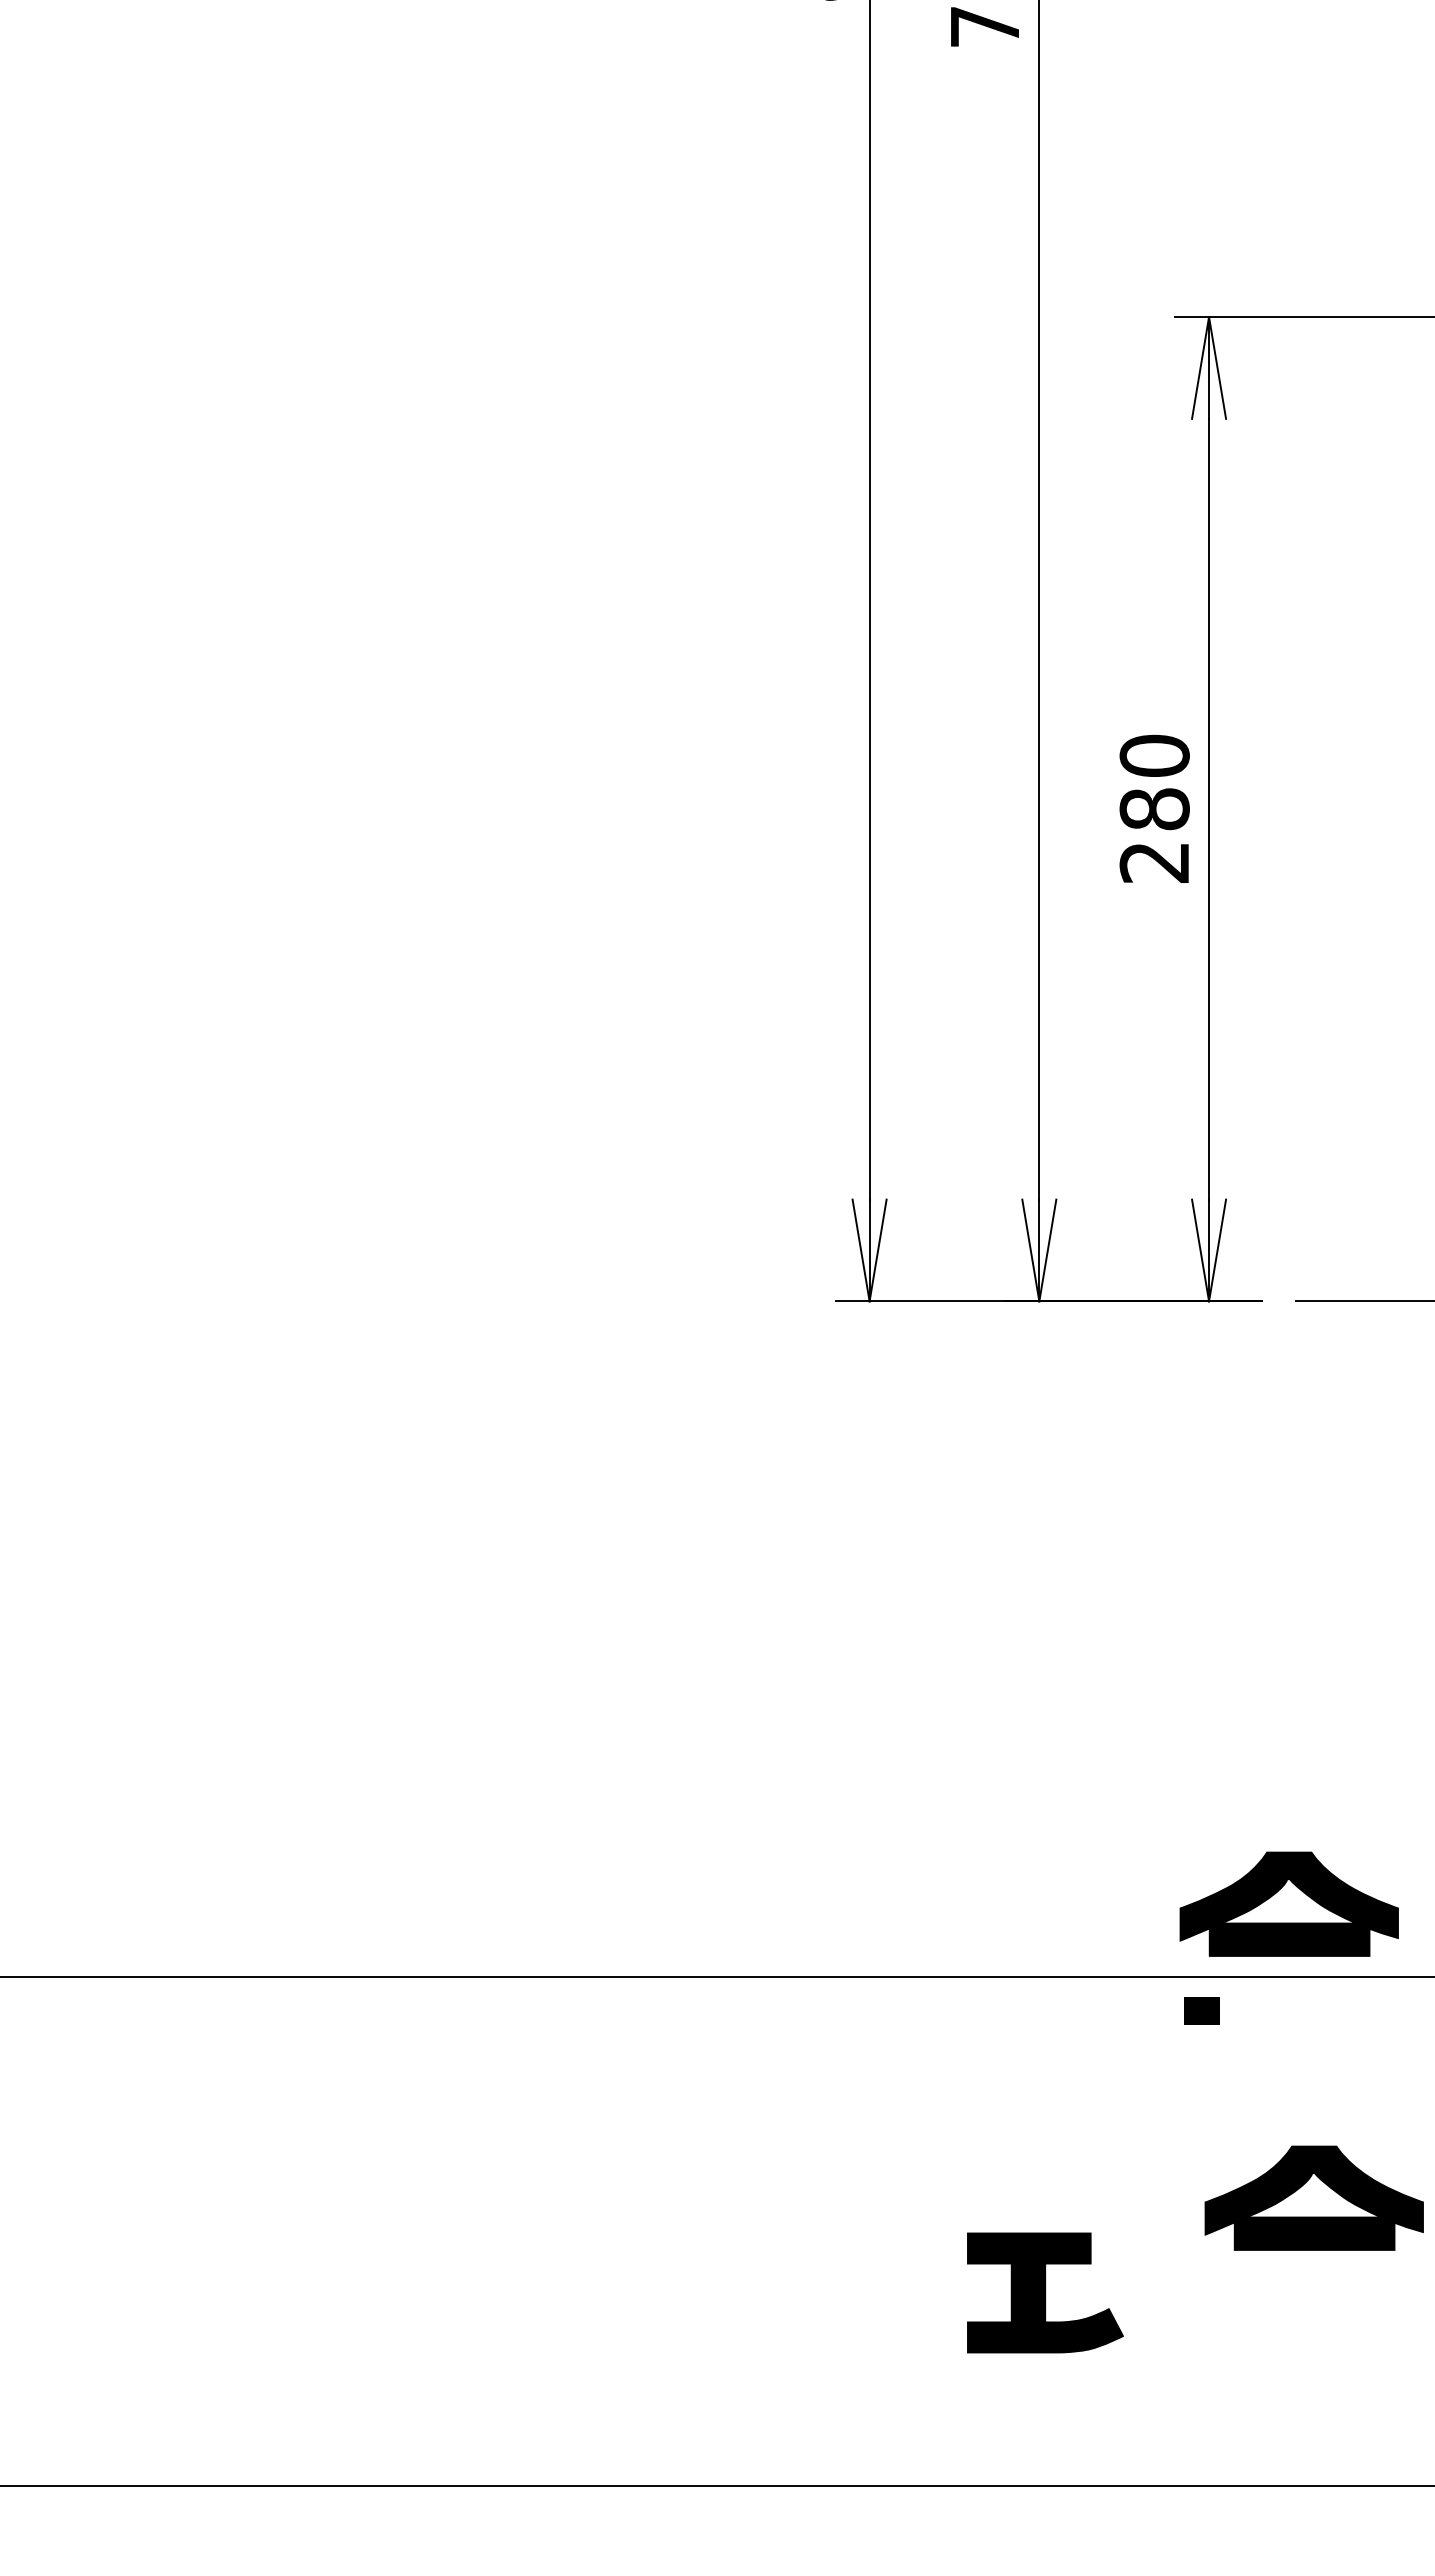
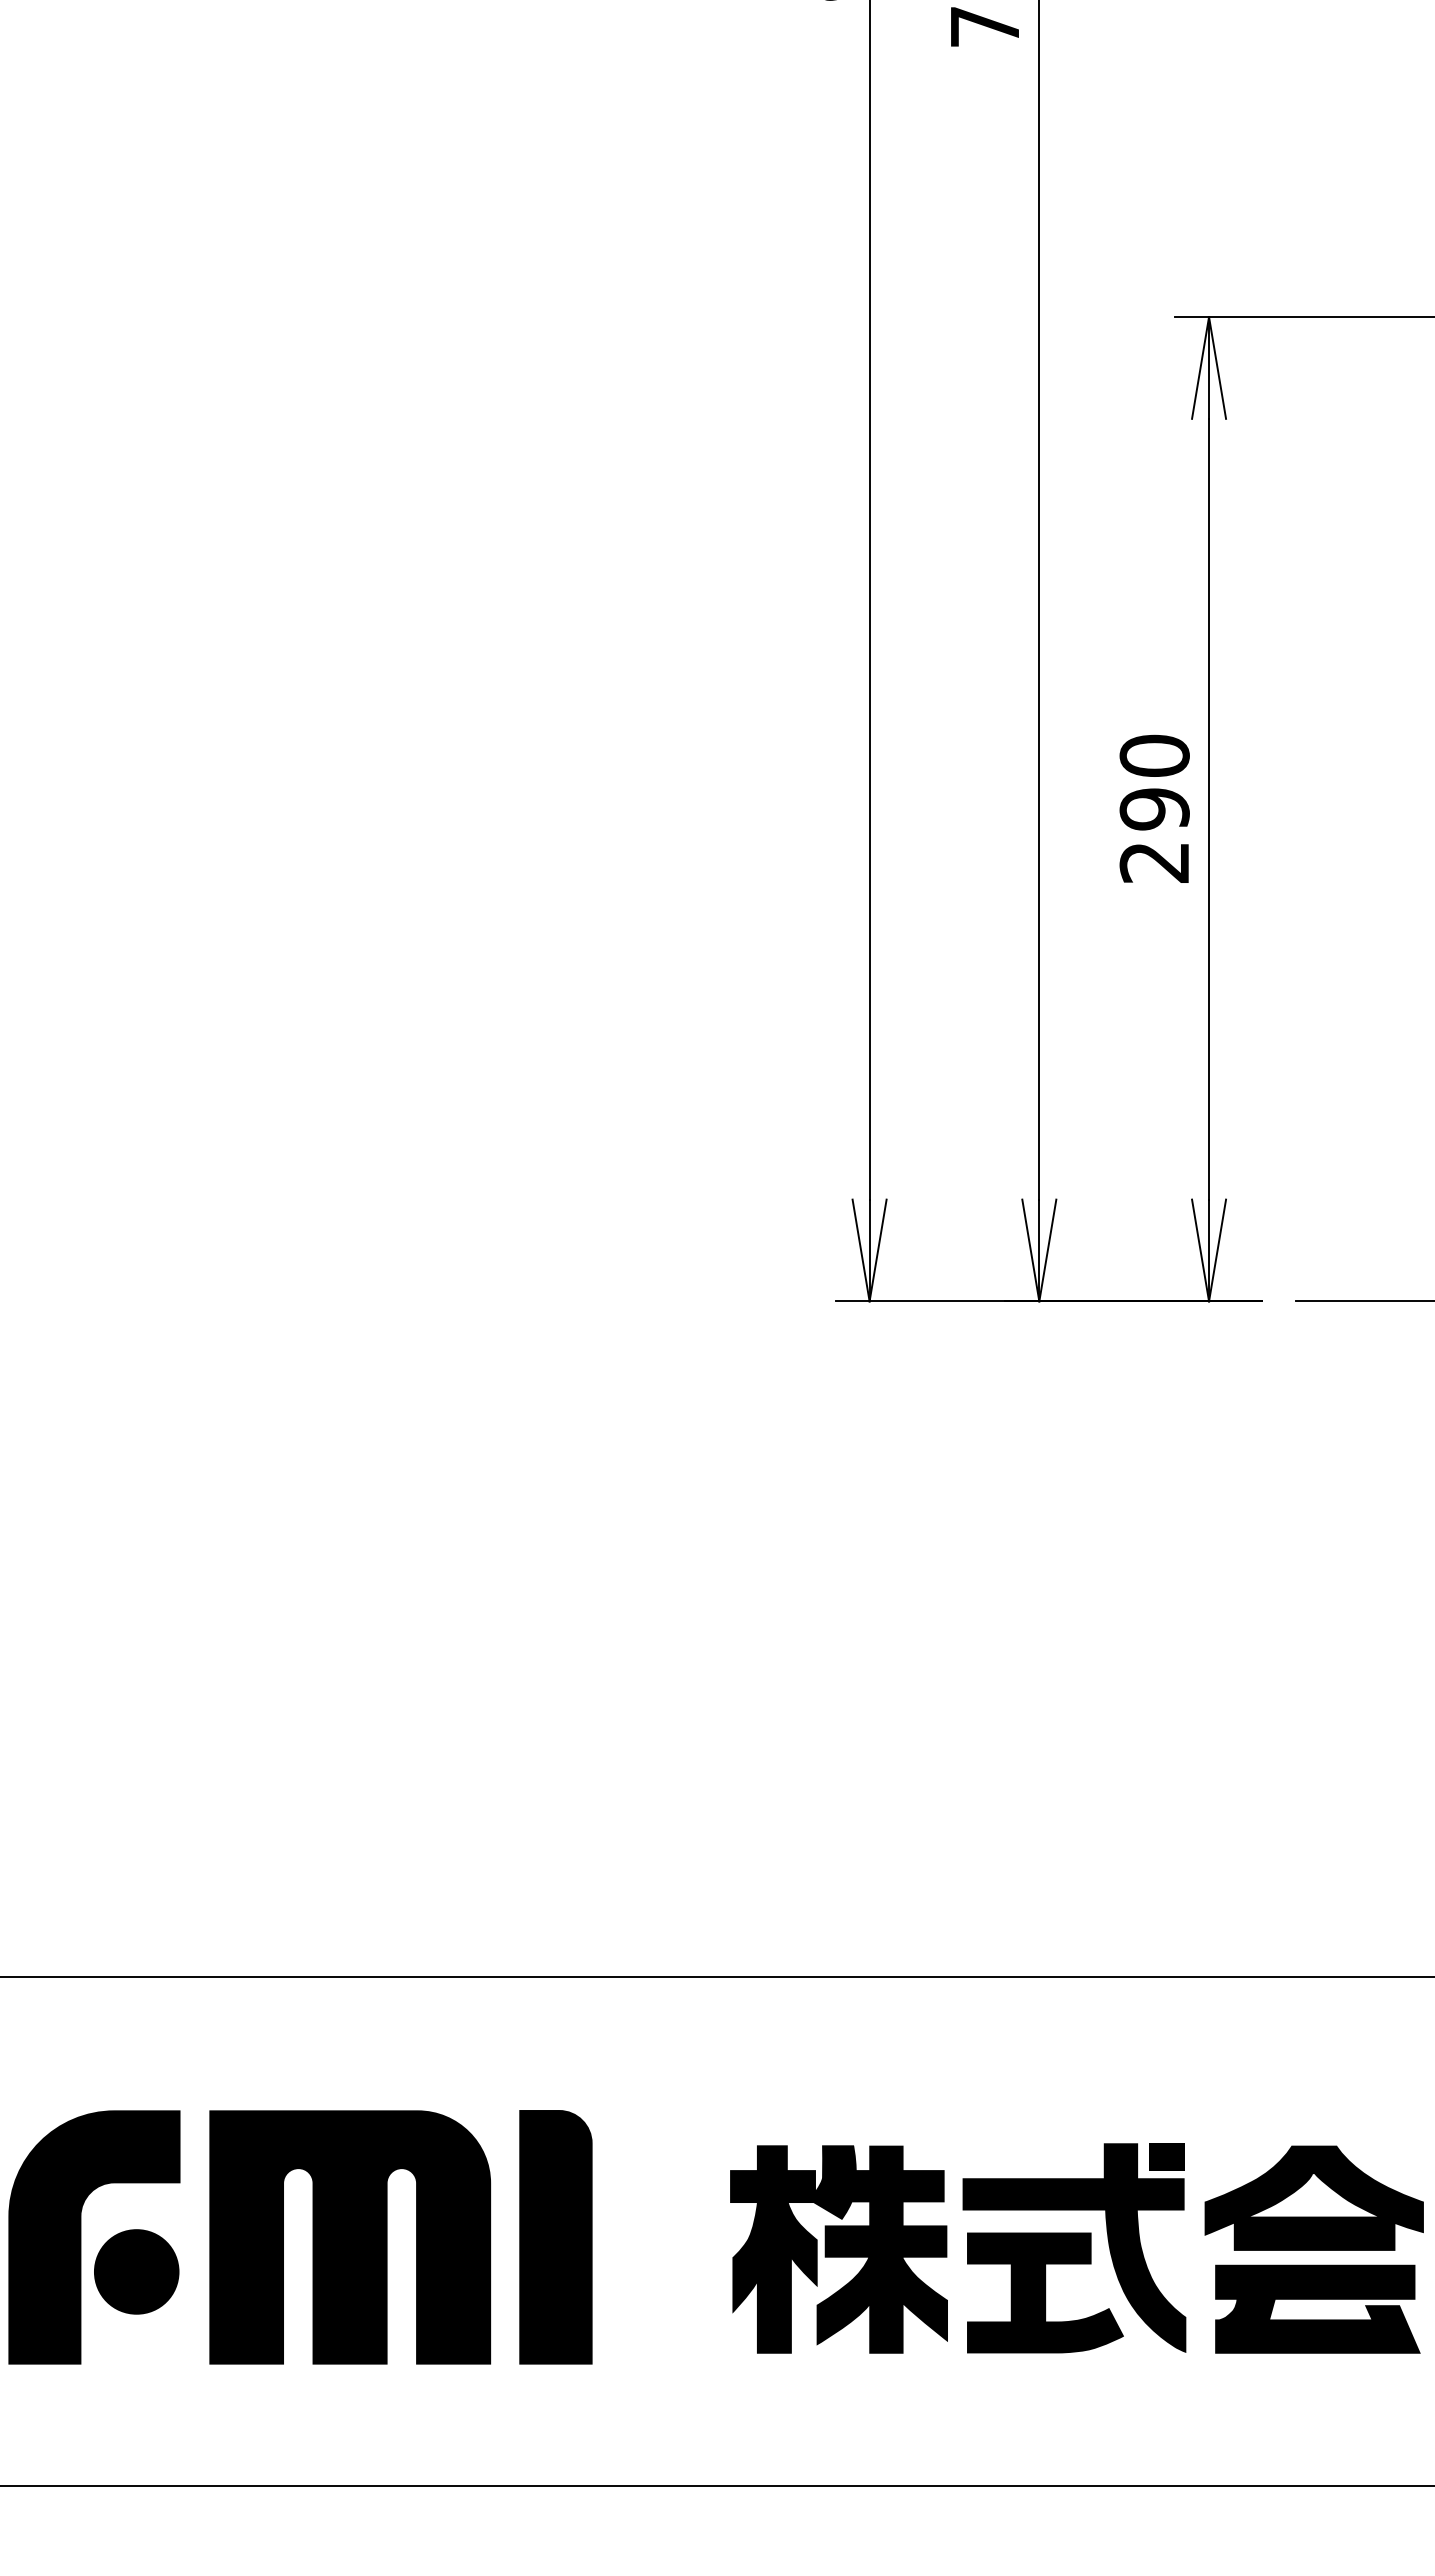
text: 280 -> 290 (1154, 809)
part: present -> none (1288, 1903)
part position: (1201, 2010) -> (1166, 2156) (1166, 2156)
fill: none -> present (94, 2237)
fill: none -> present (350, 2237)
part: none -> present (555, 2237)
fill: none -> present (1074, 2248)
part: none -> present (838, 2249)
part: none -> present (136, 2271)
fill: none -> present (1317, 2308)
